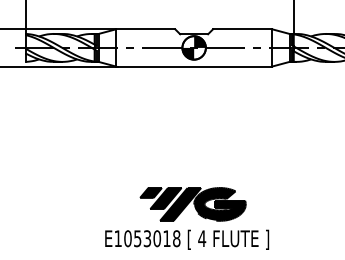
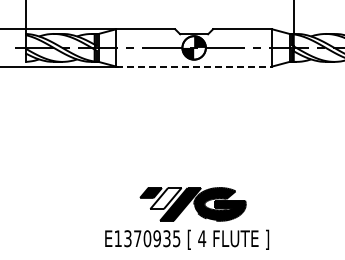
line: solid -> dashed (194, 66)
fill: present -> none (165, 198)
text: E1053018 -> E1370935 (152, 238)
